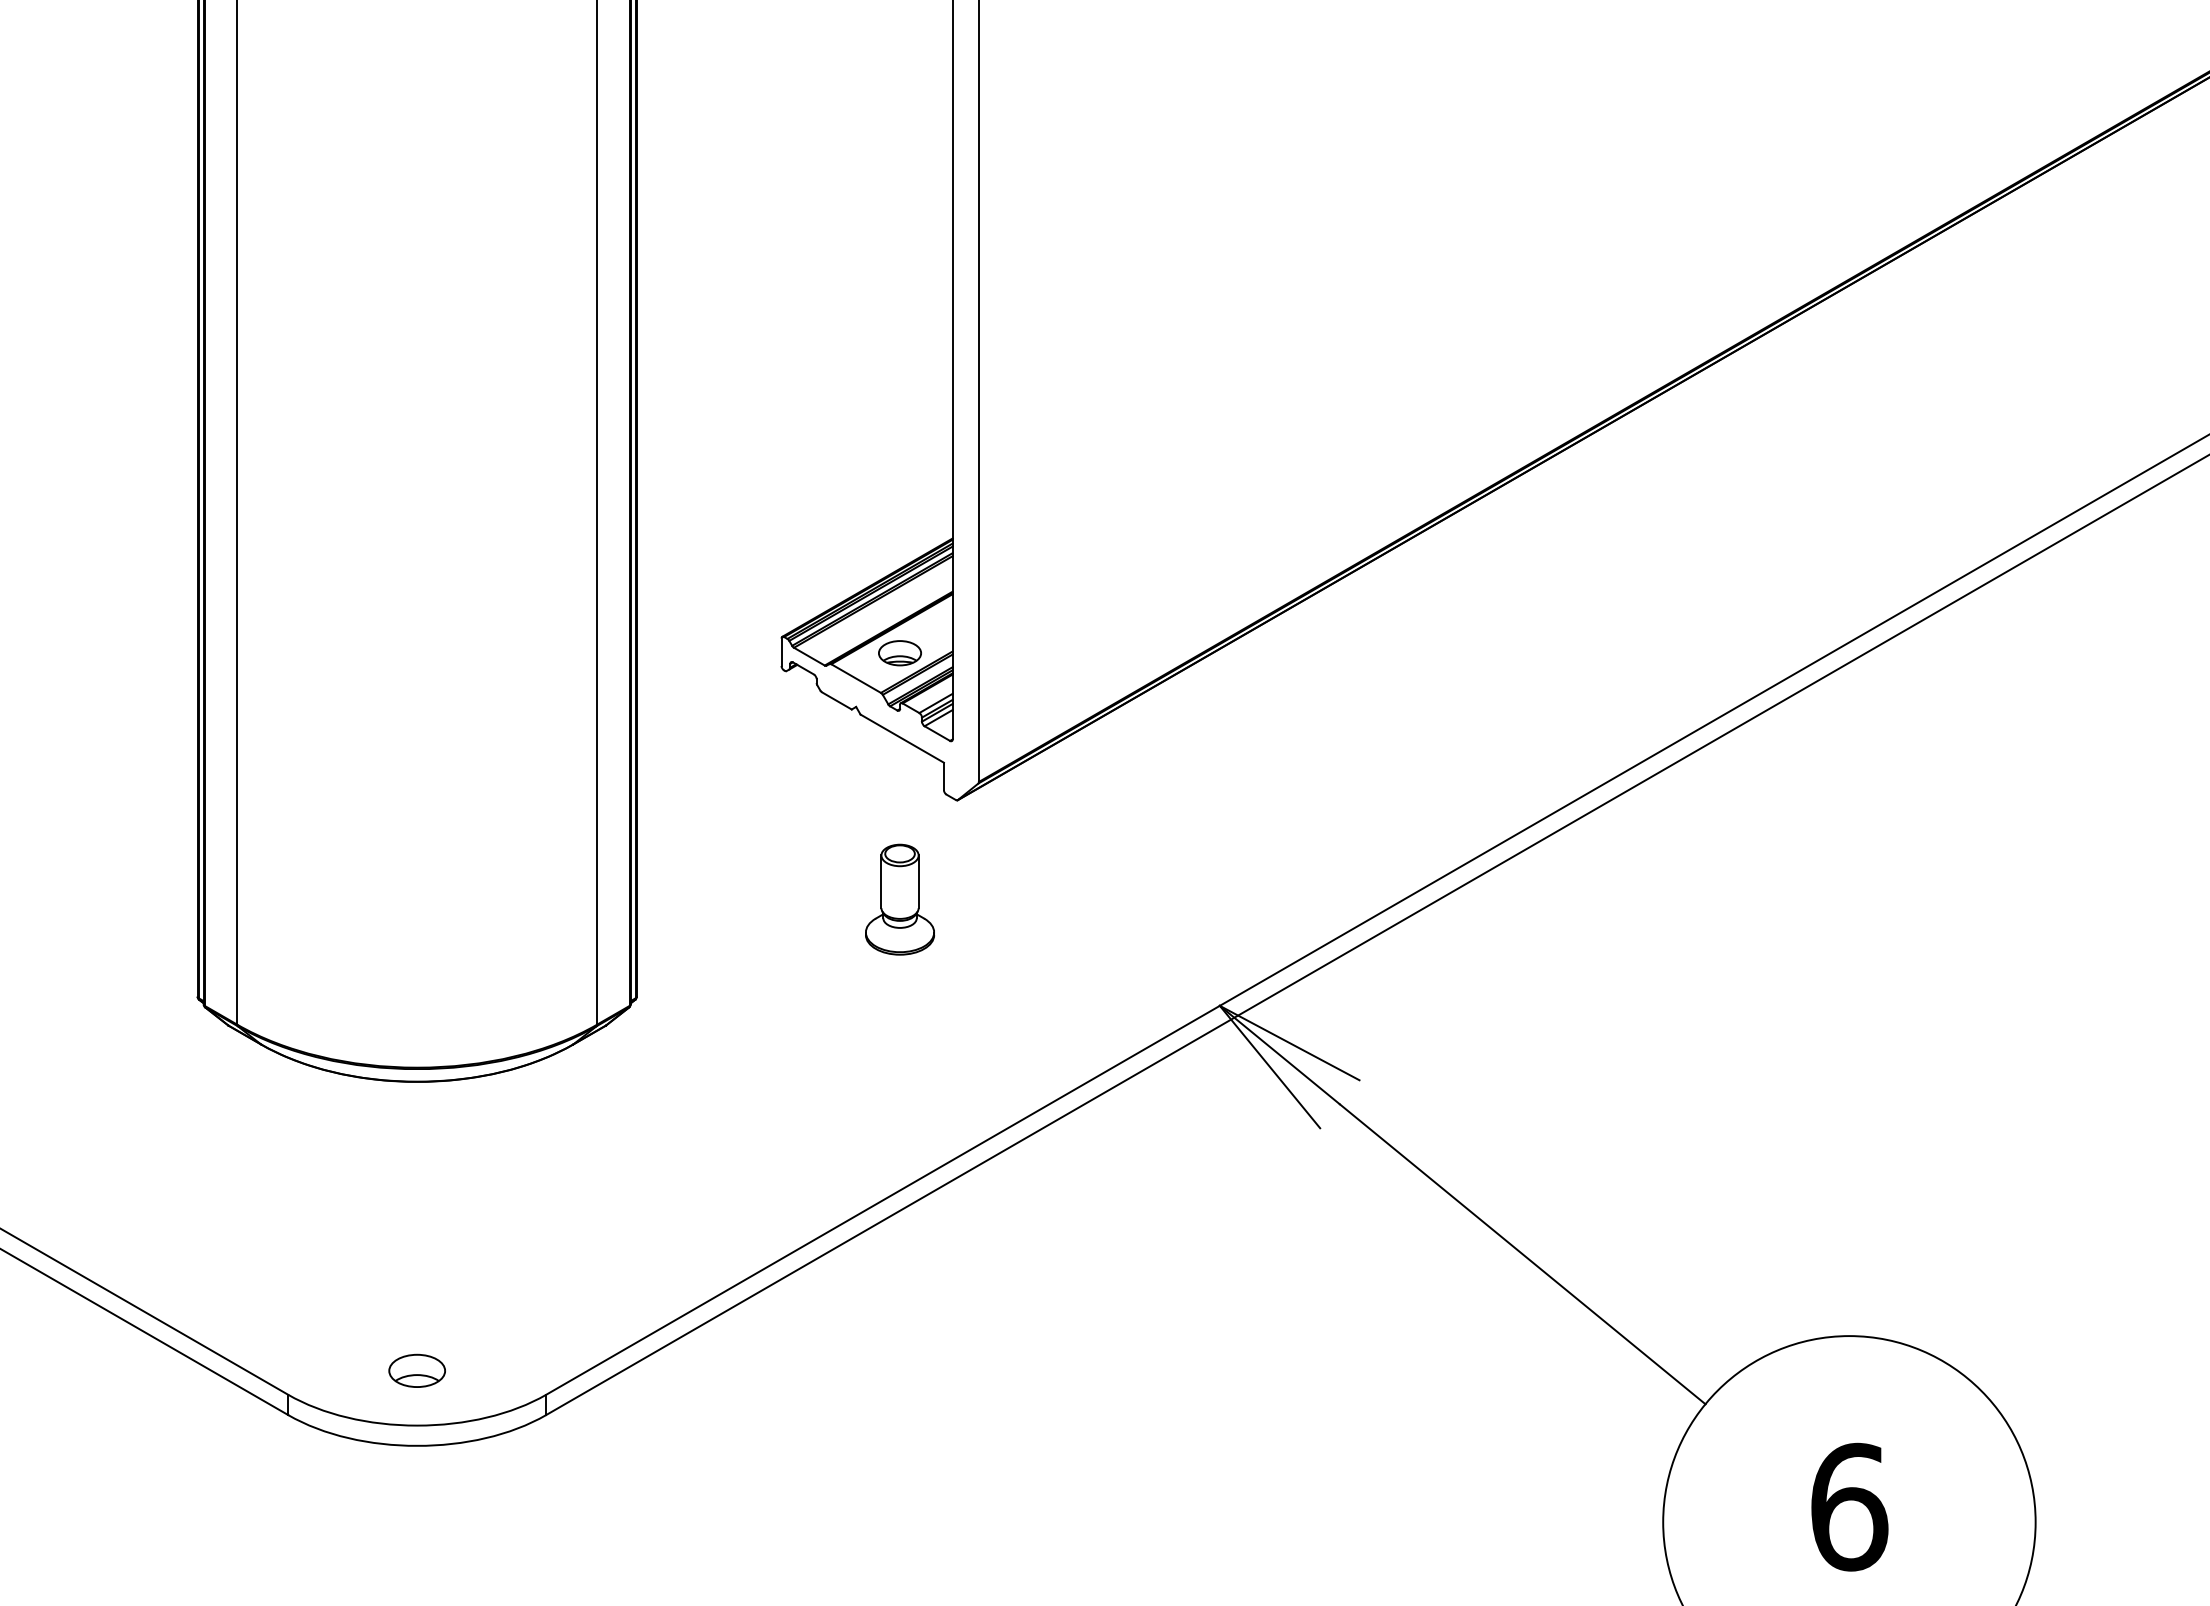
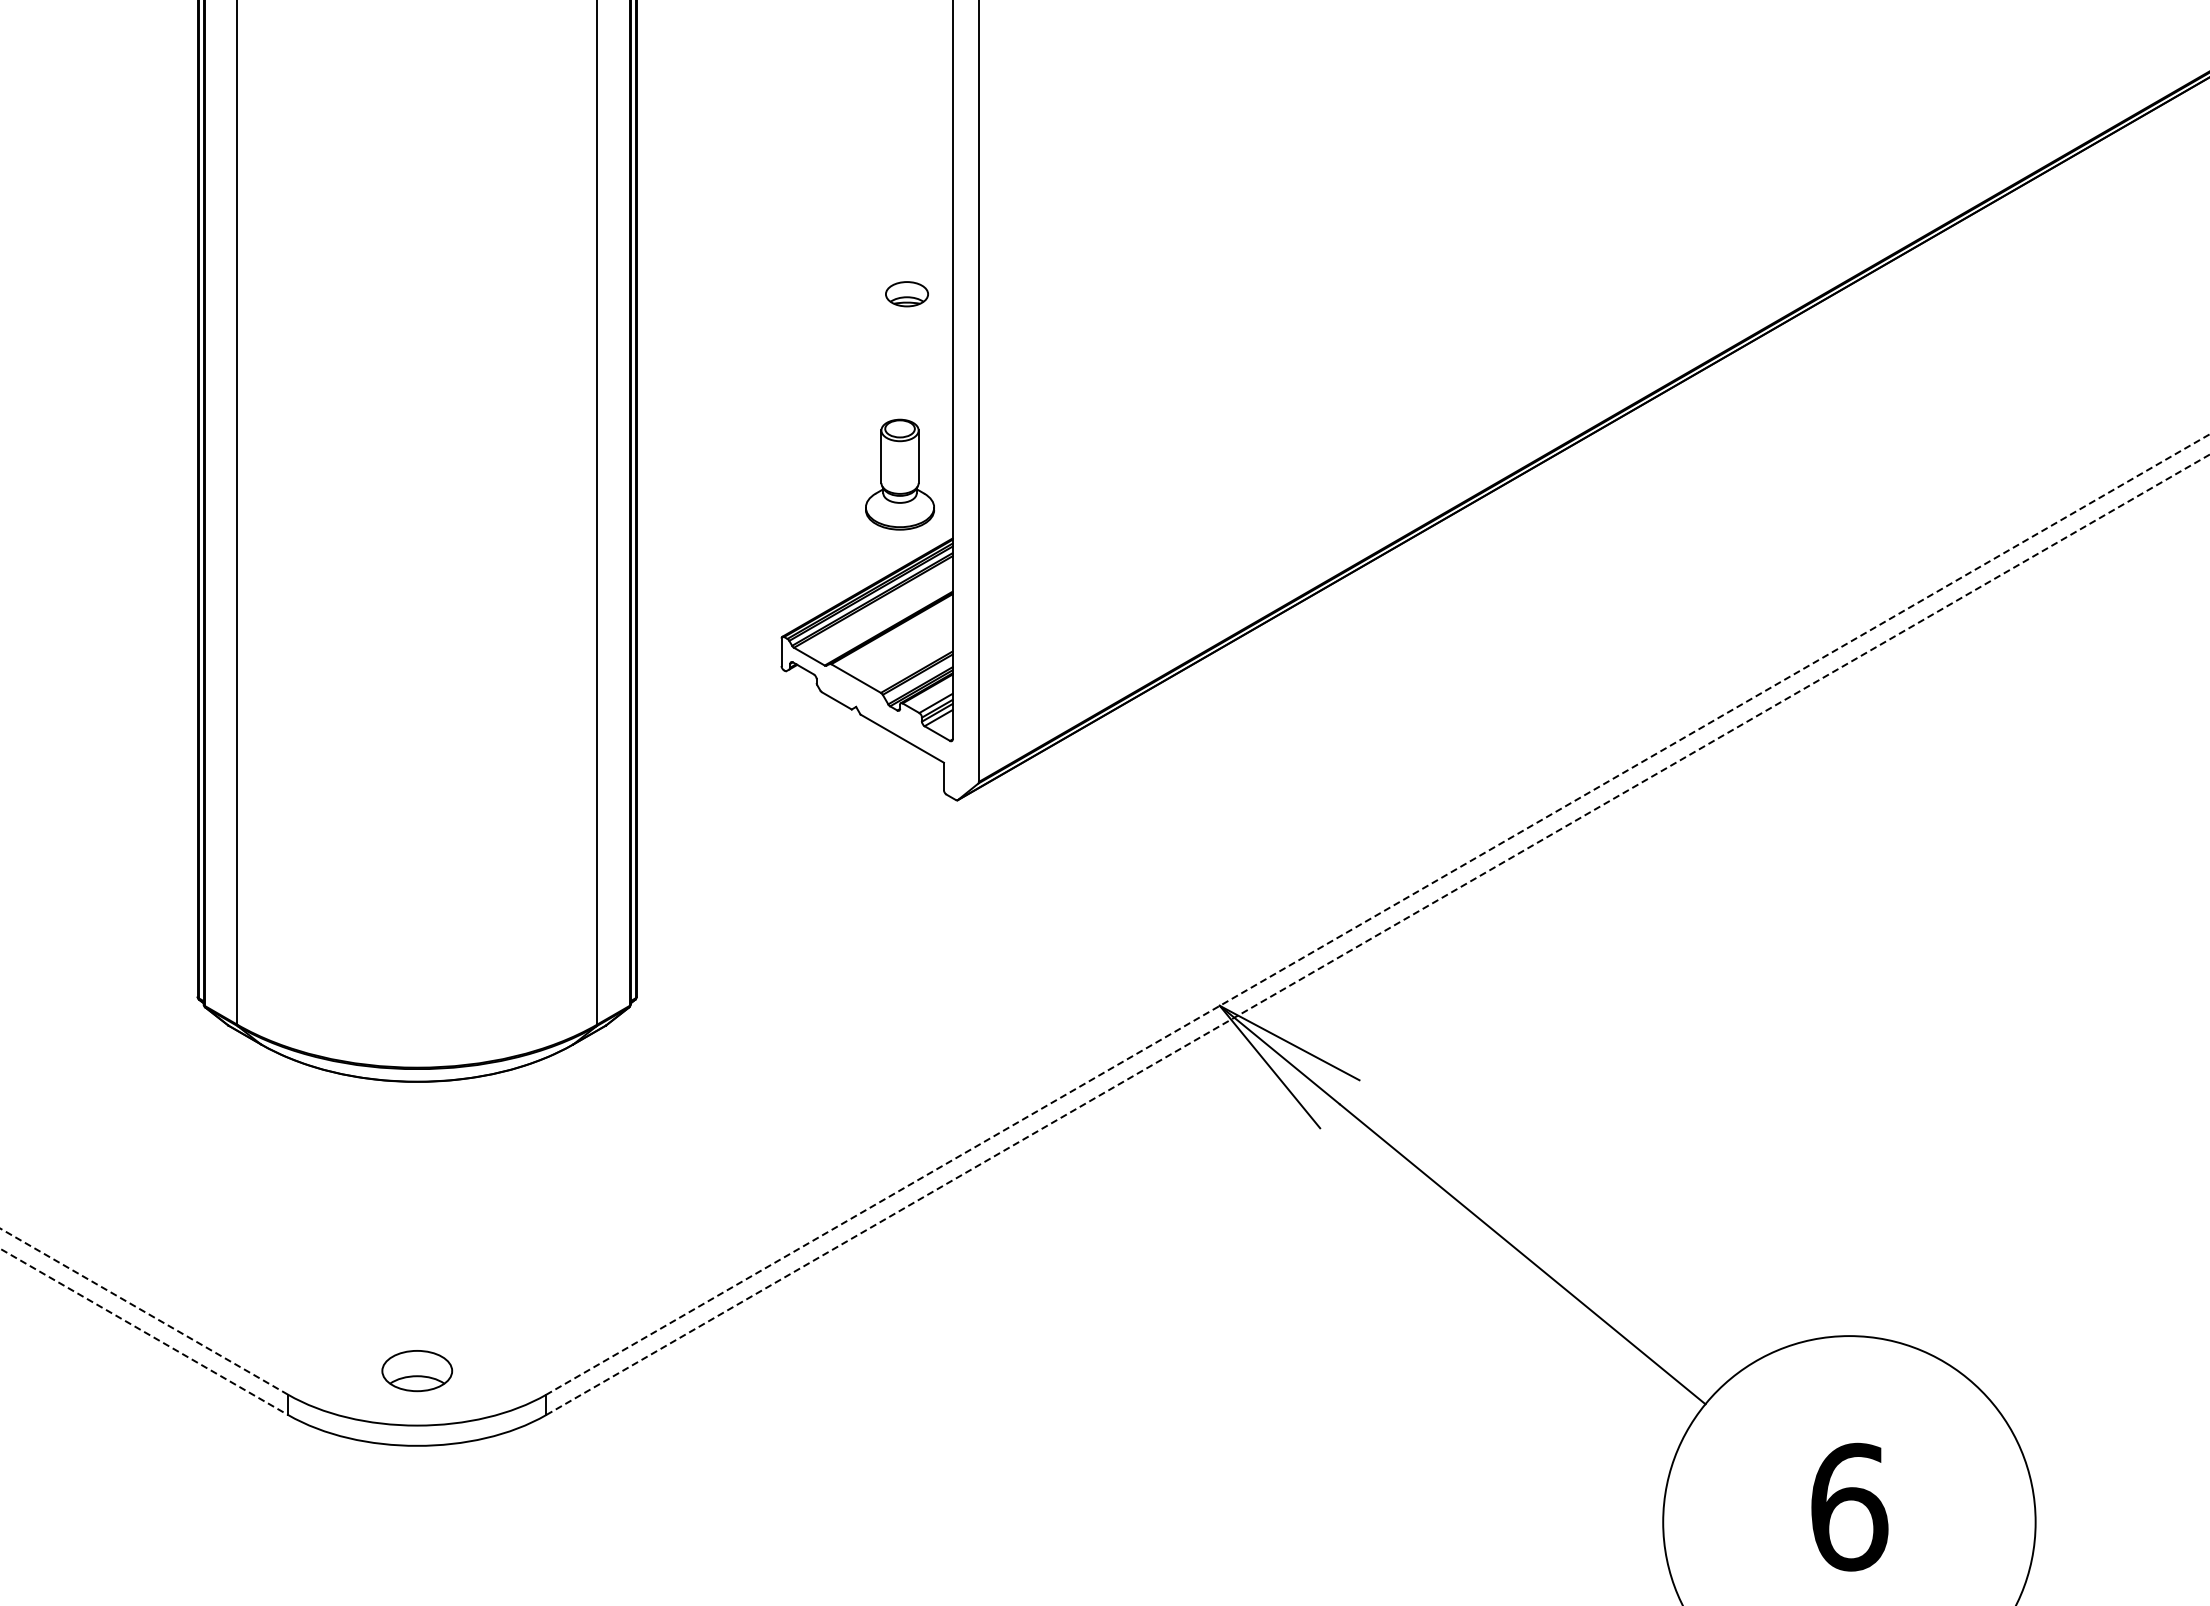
part position: (899, 653) -> (906, 294) (906, 294)
part position: (900, 899) -> (900, 474) (900, 474)
line: solid -> dashed (1377, 914)
line: solid -> dashed (1378, 934)
line: solid -> dashed (143, 1311)
line: solid -> dashed (144, 1332)
part size: 58x35 px -> 73x43 px (417, 1371)
